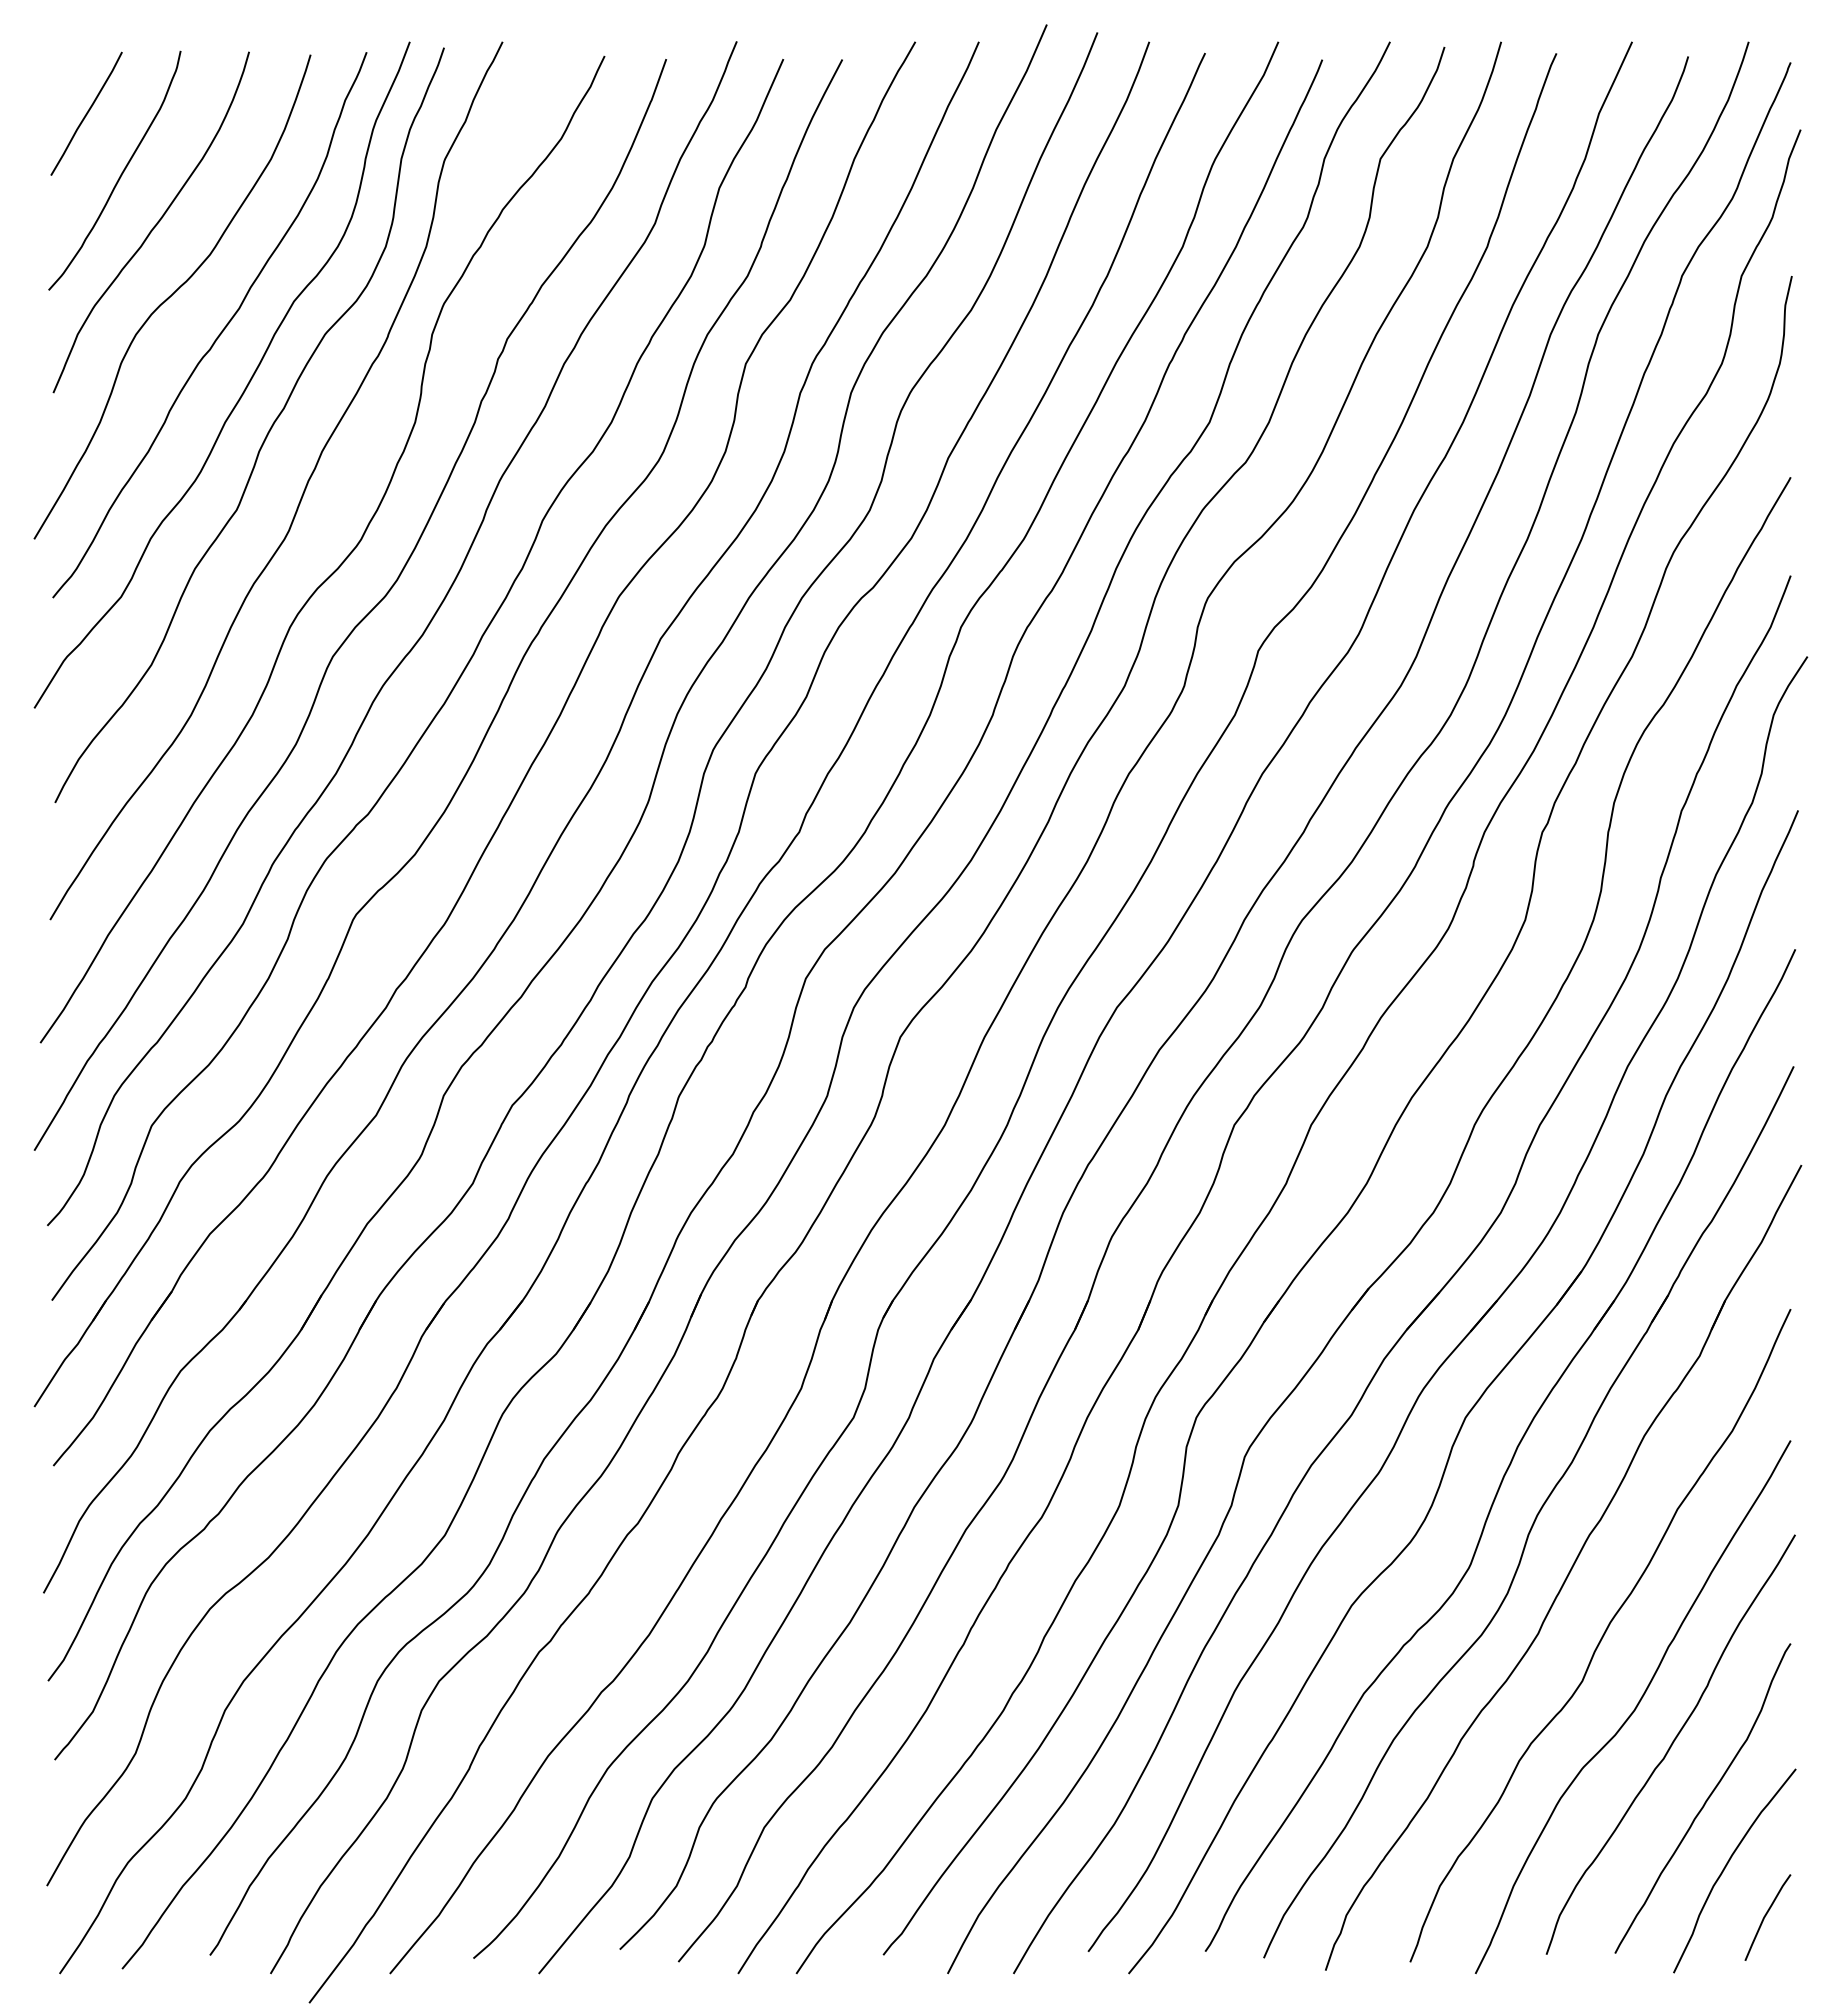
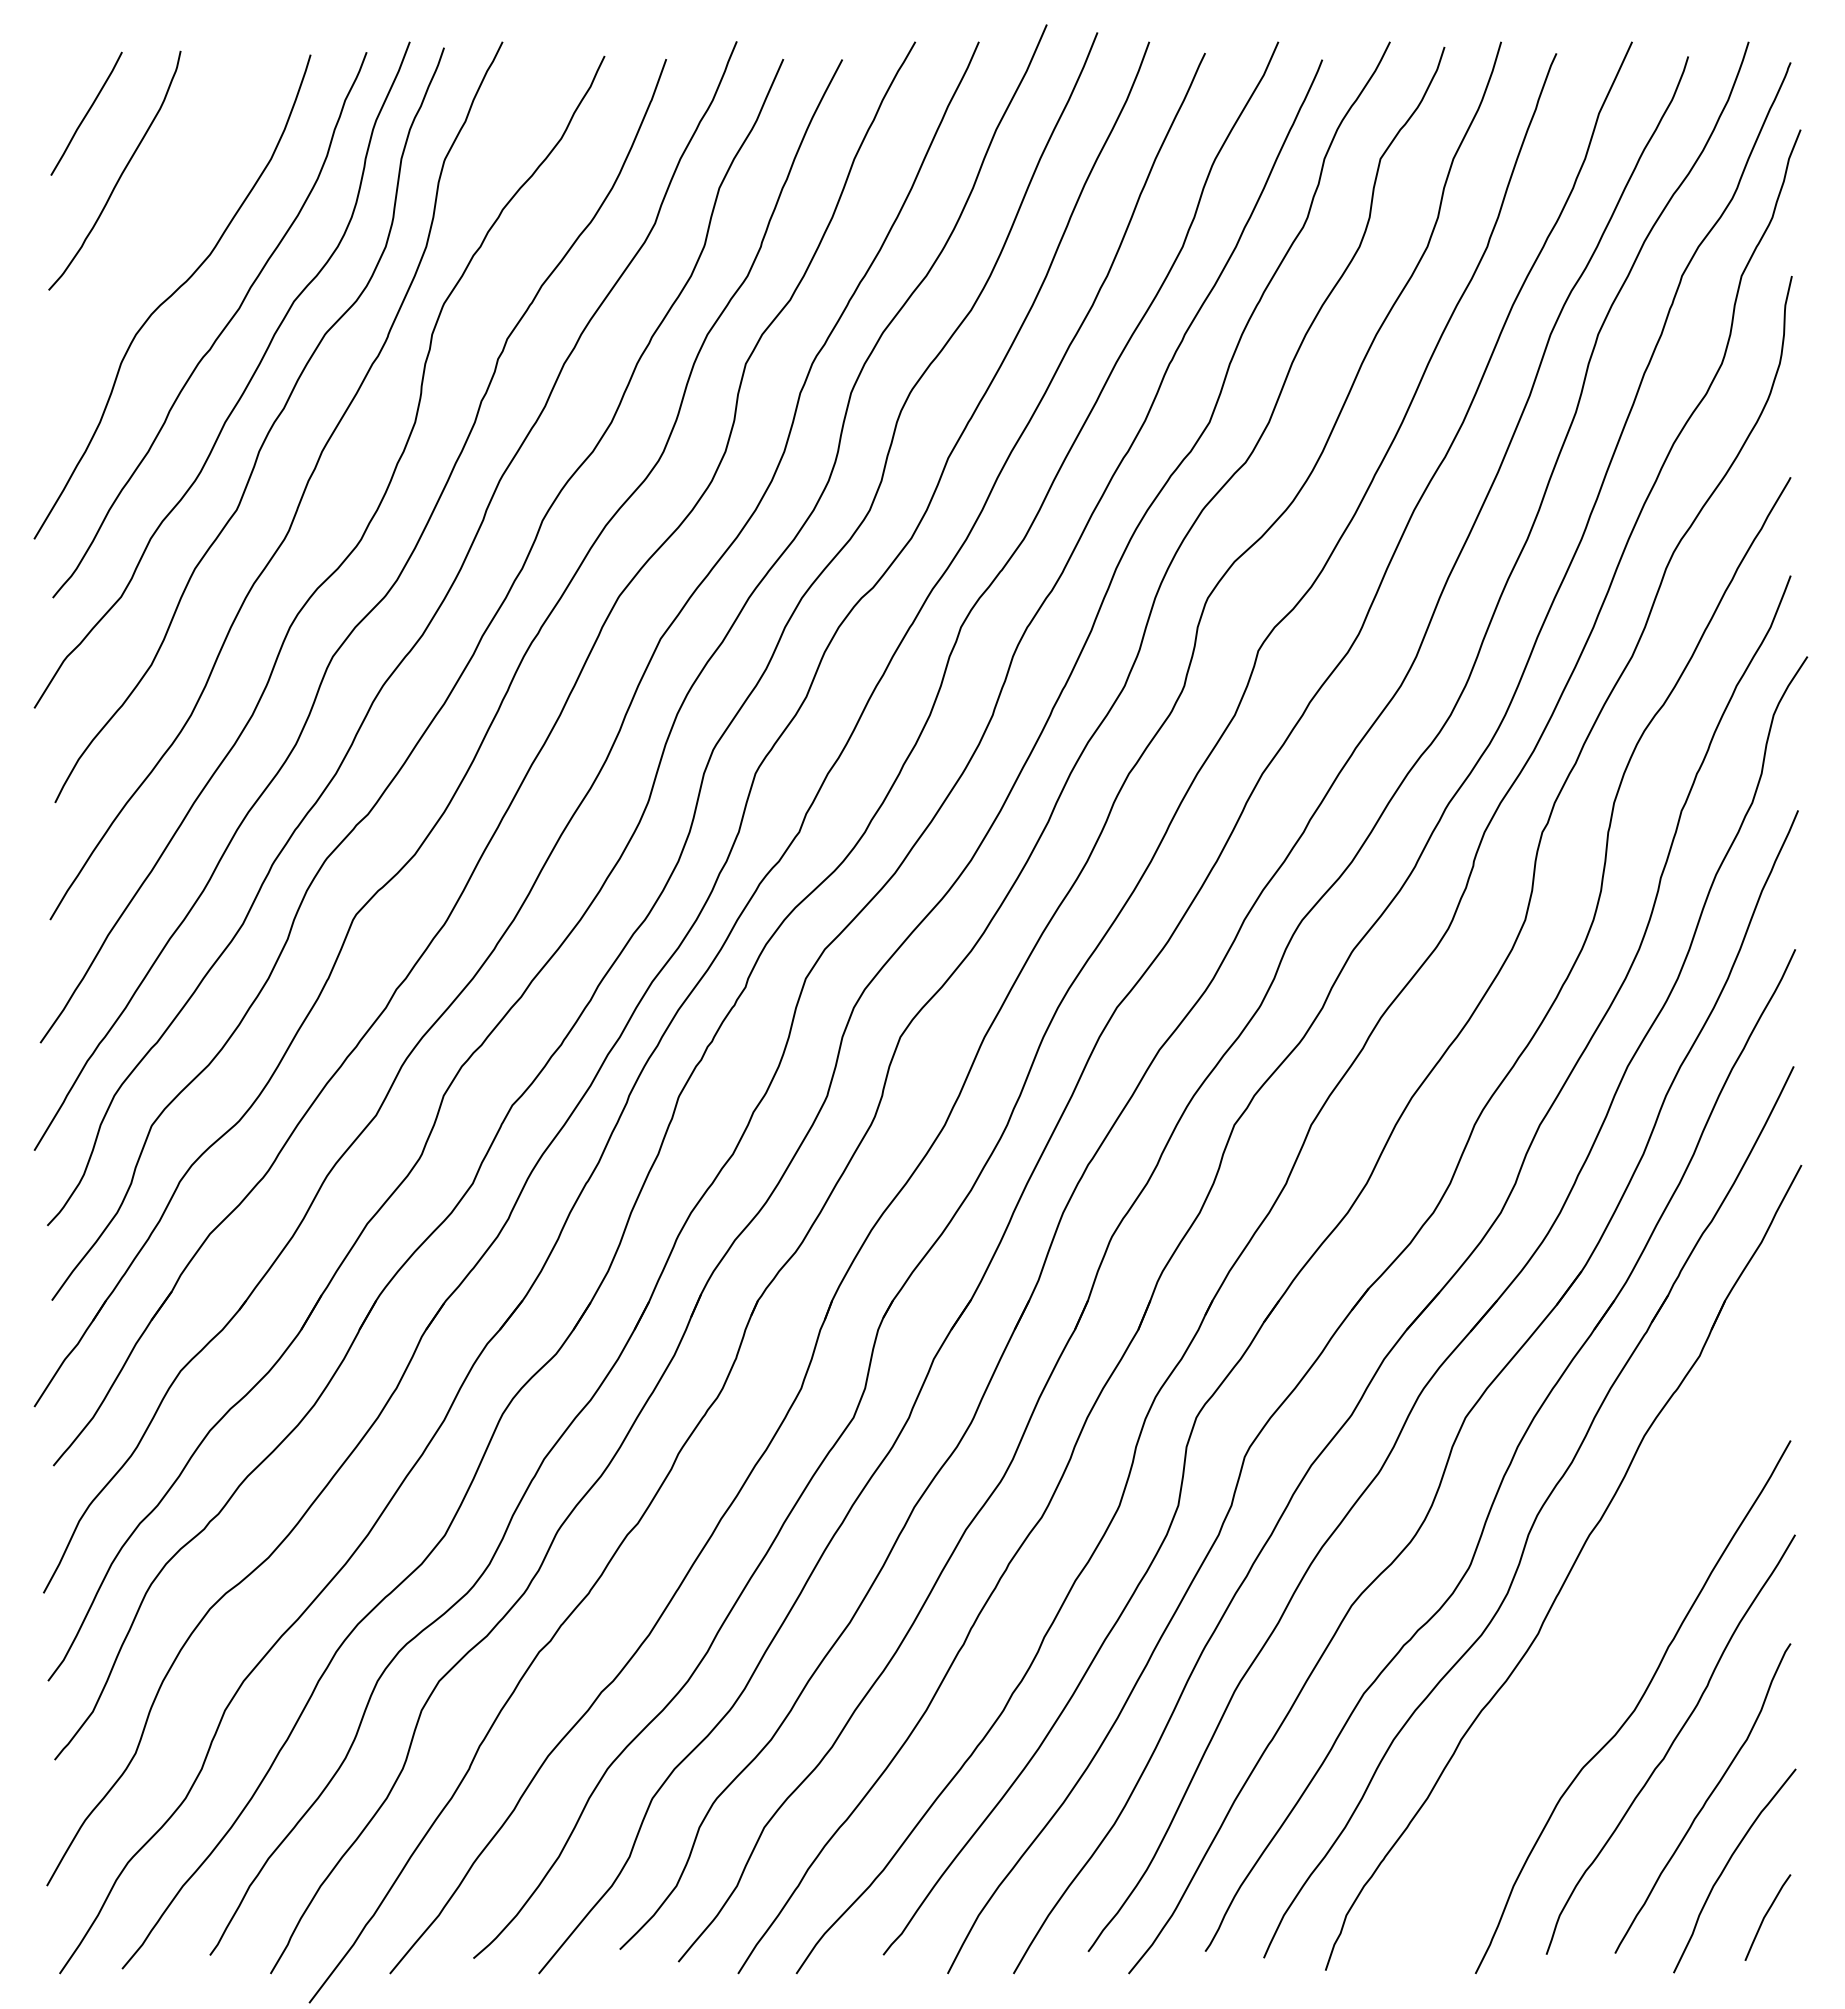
curve: present -> none (154, 225)
curve: present -> none (1601, 1636)
